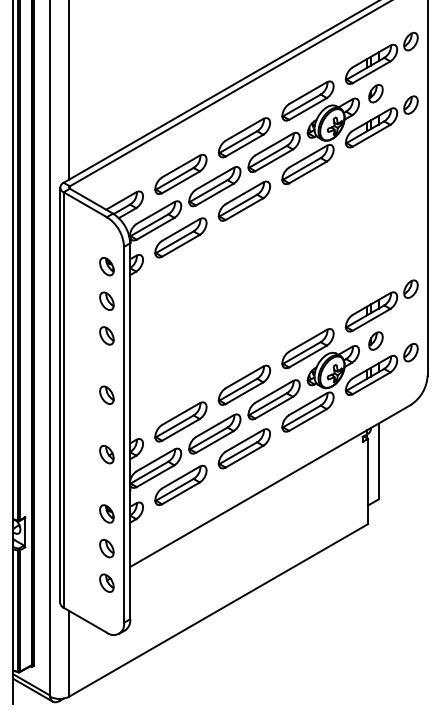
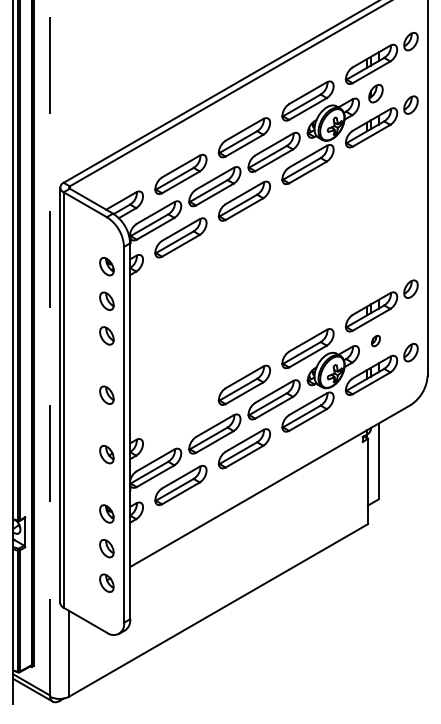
line: present -> none (69, 90)
part size: 16x20 px -> 10x14 px (375, 340)
line: solid -> dashed (50, 347)
part: present -> none (180, 421)
